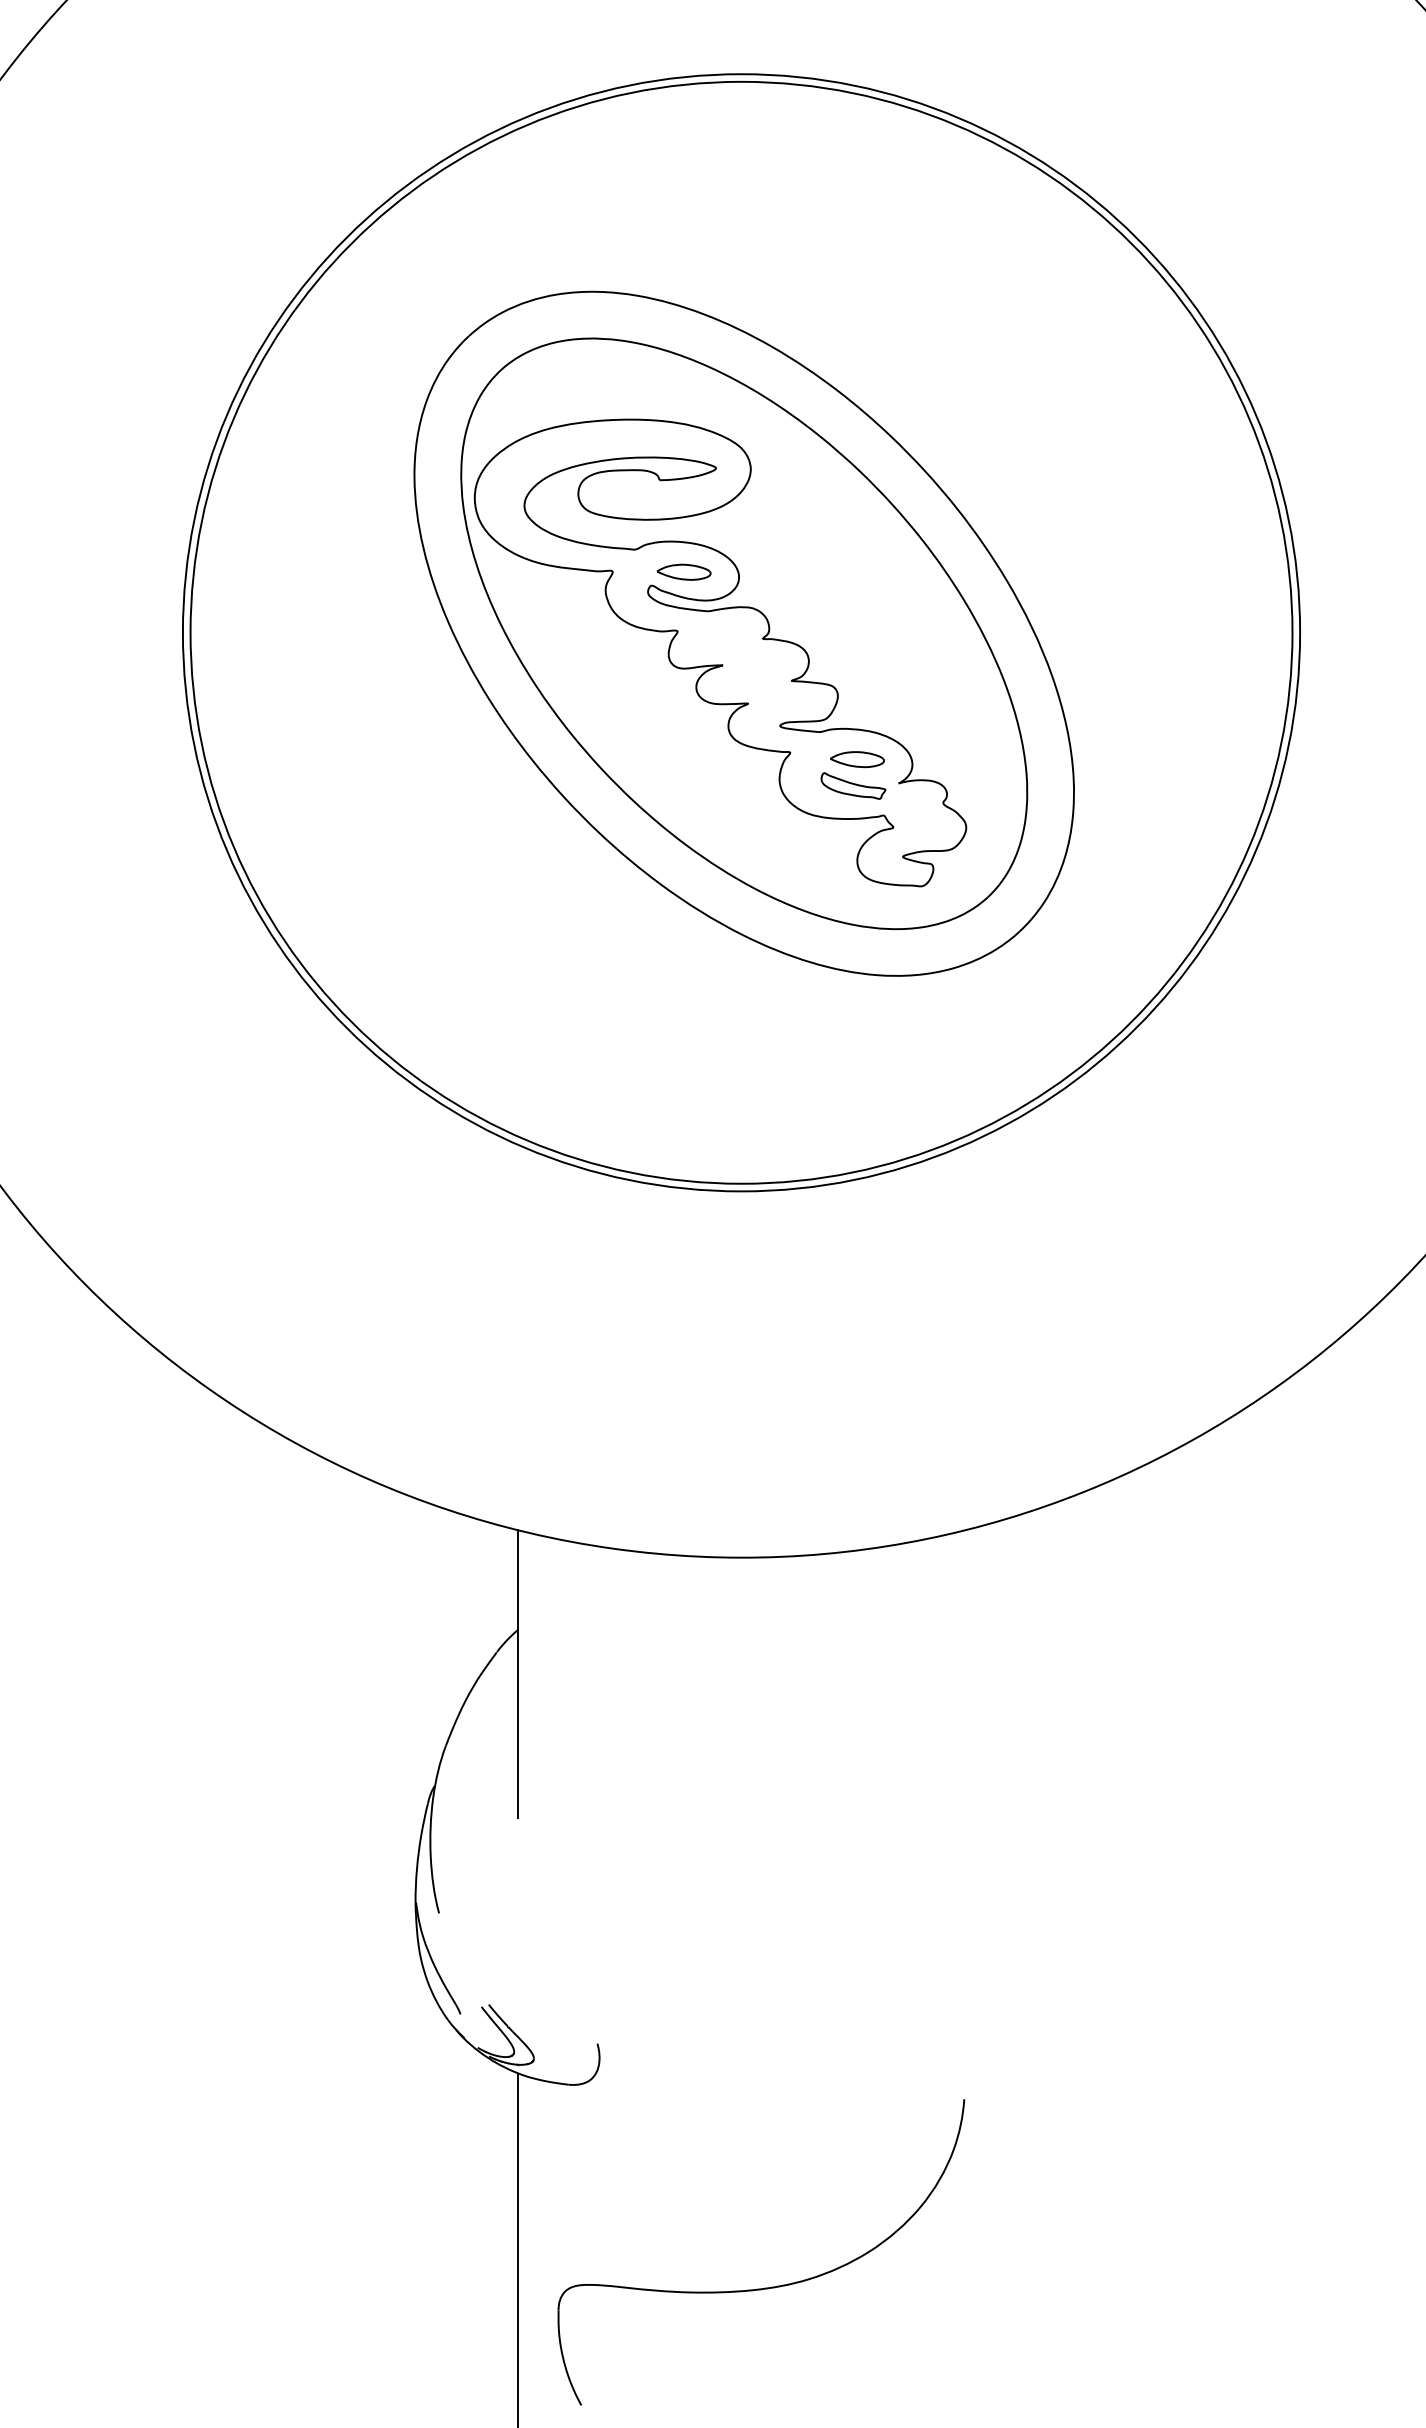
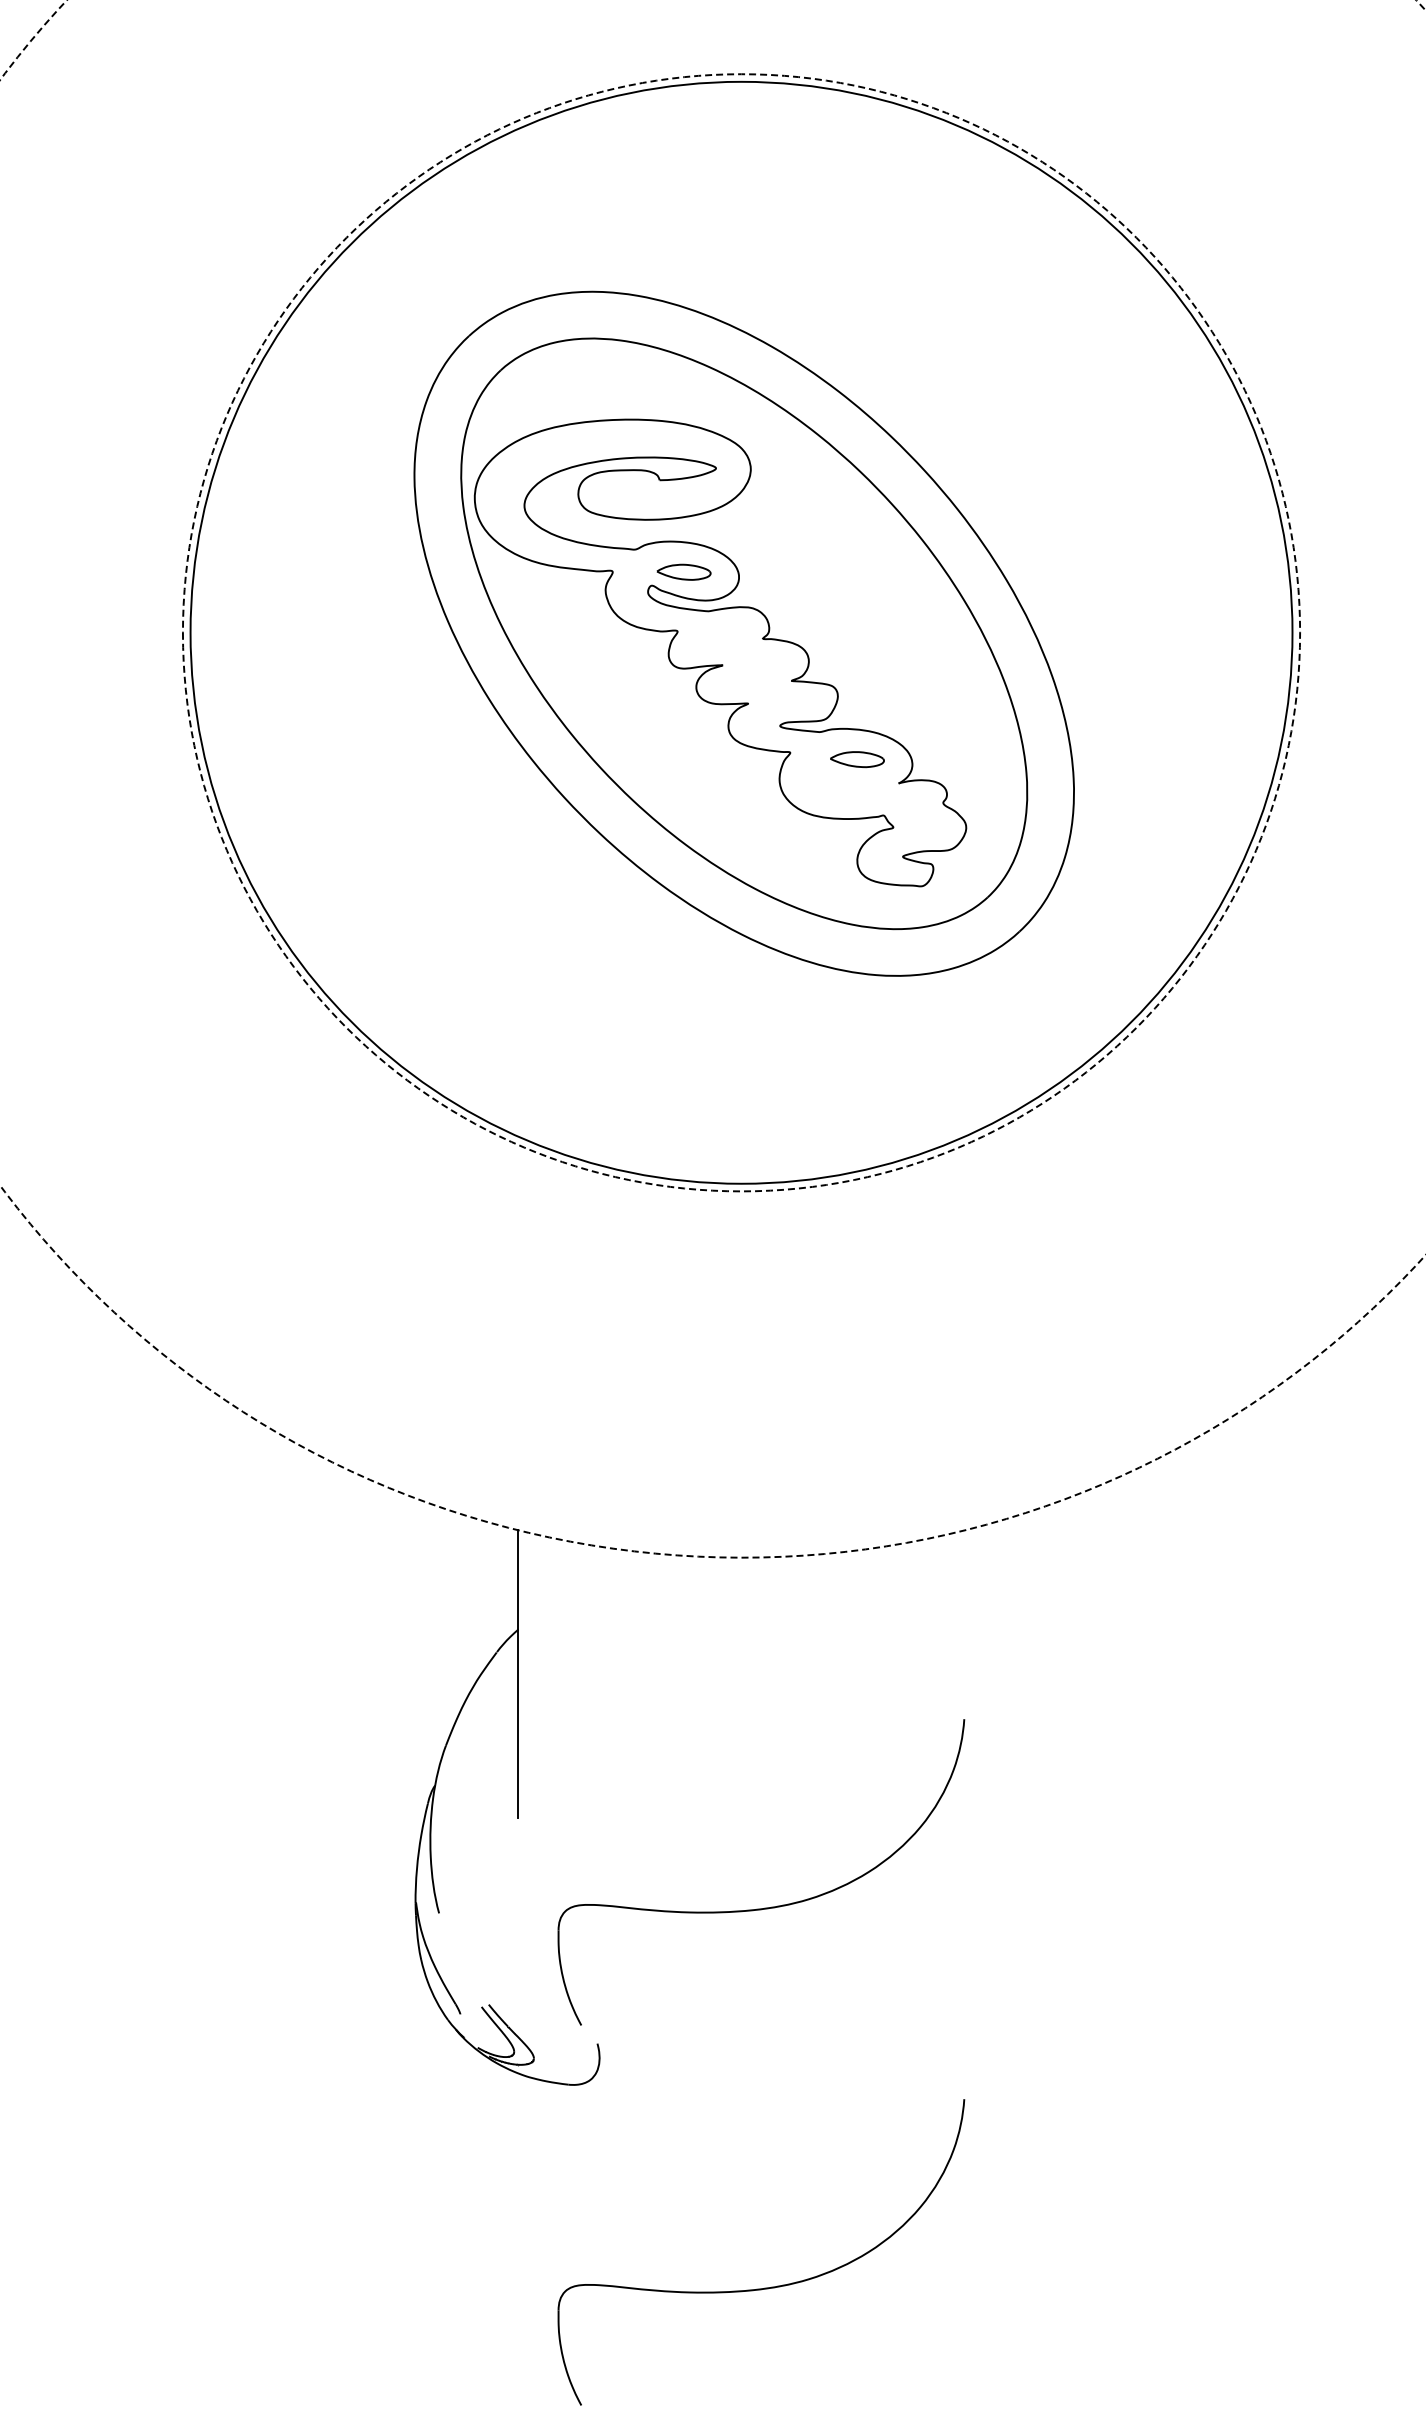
circle: solid -> dashed (741, 632)
part: present -> none (853, 785)
arc: solid -> dashed (636, 1551)
part: none -> present (764, 1907)
line: present -> none (518, 2248)
